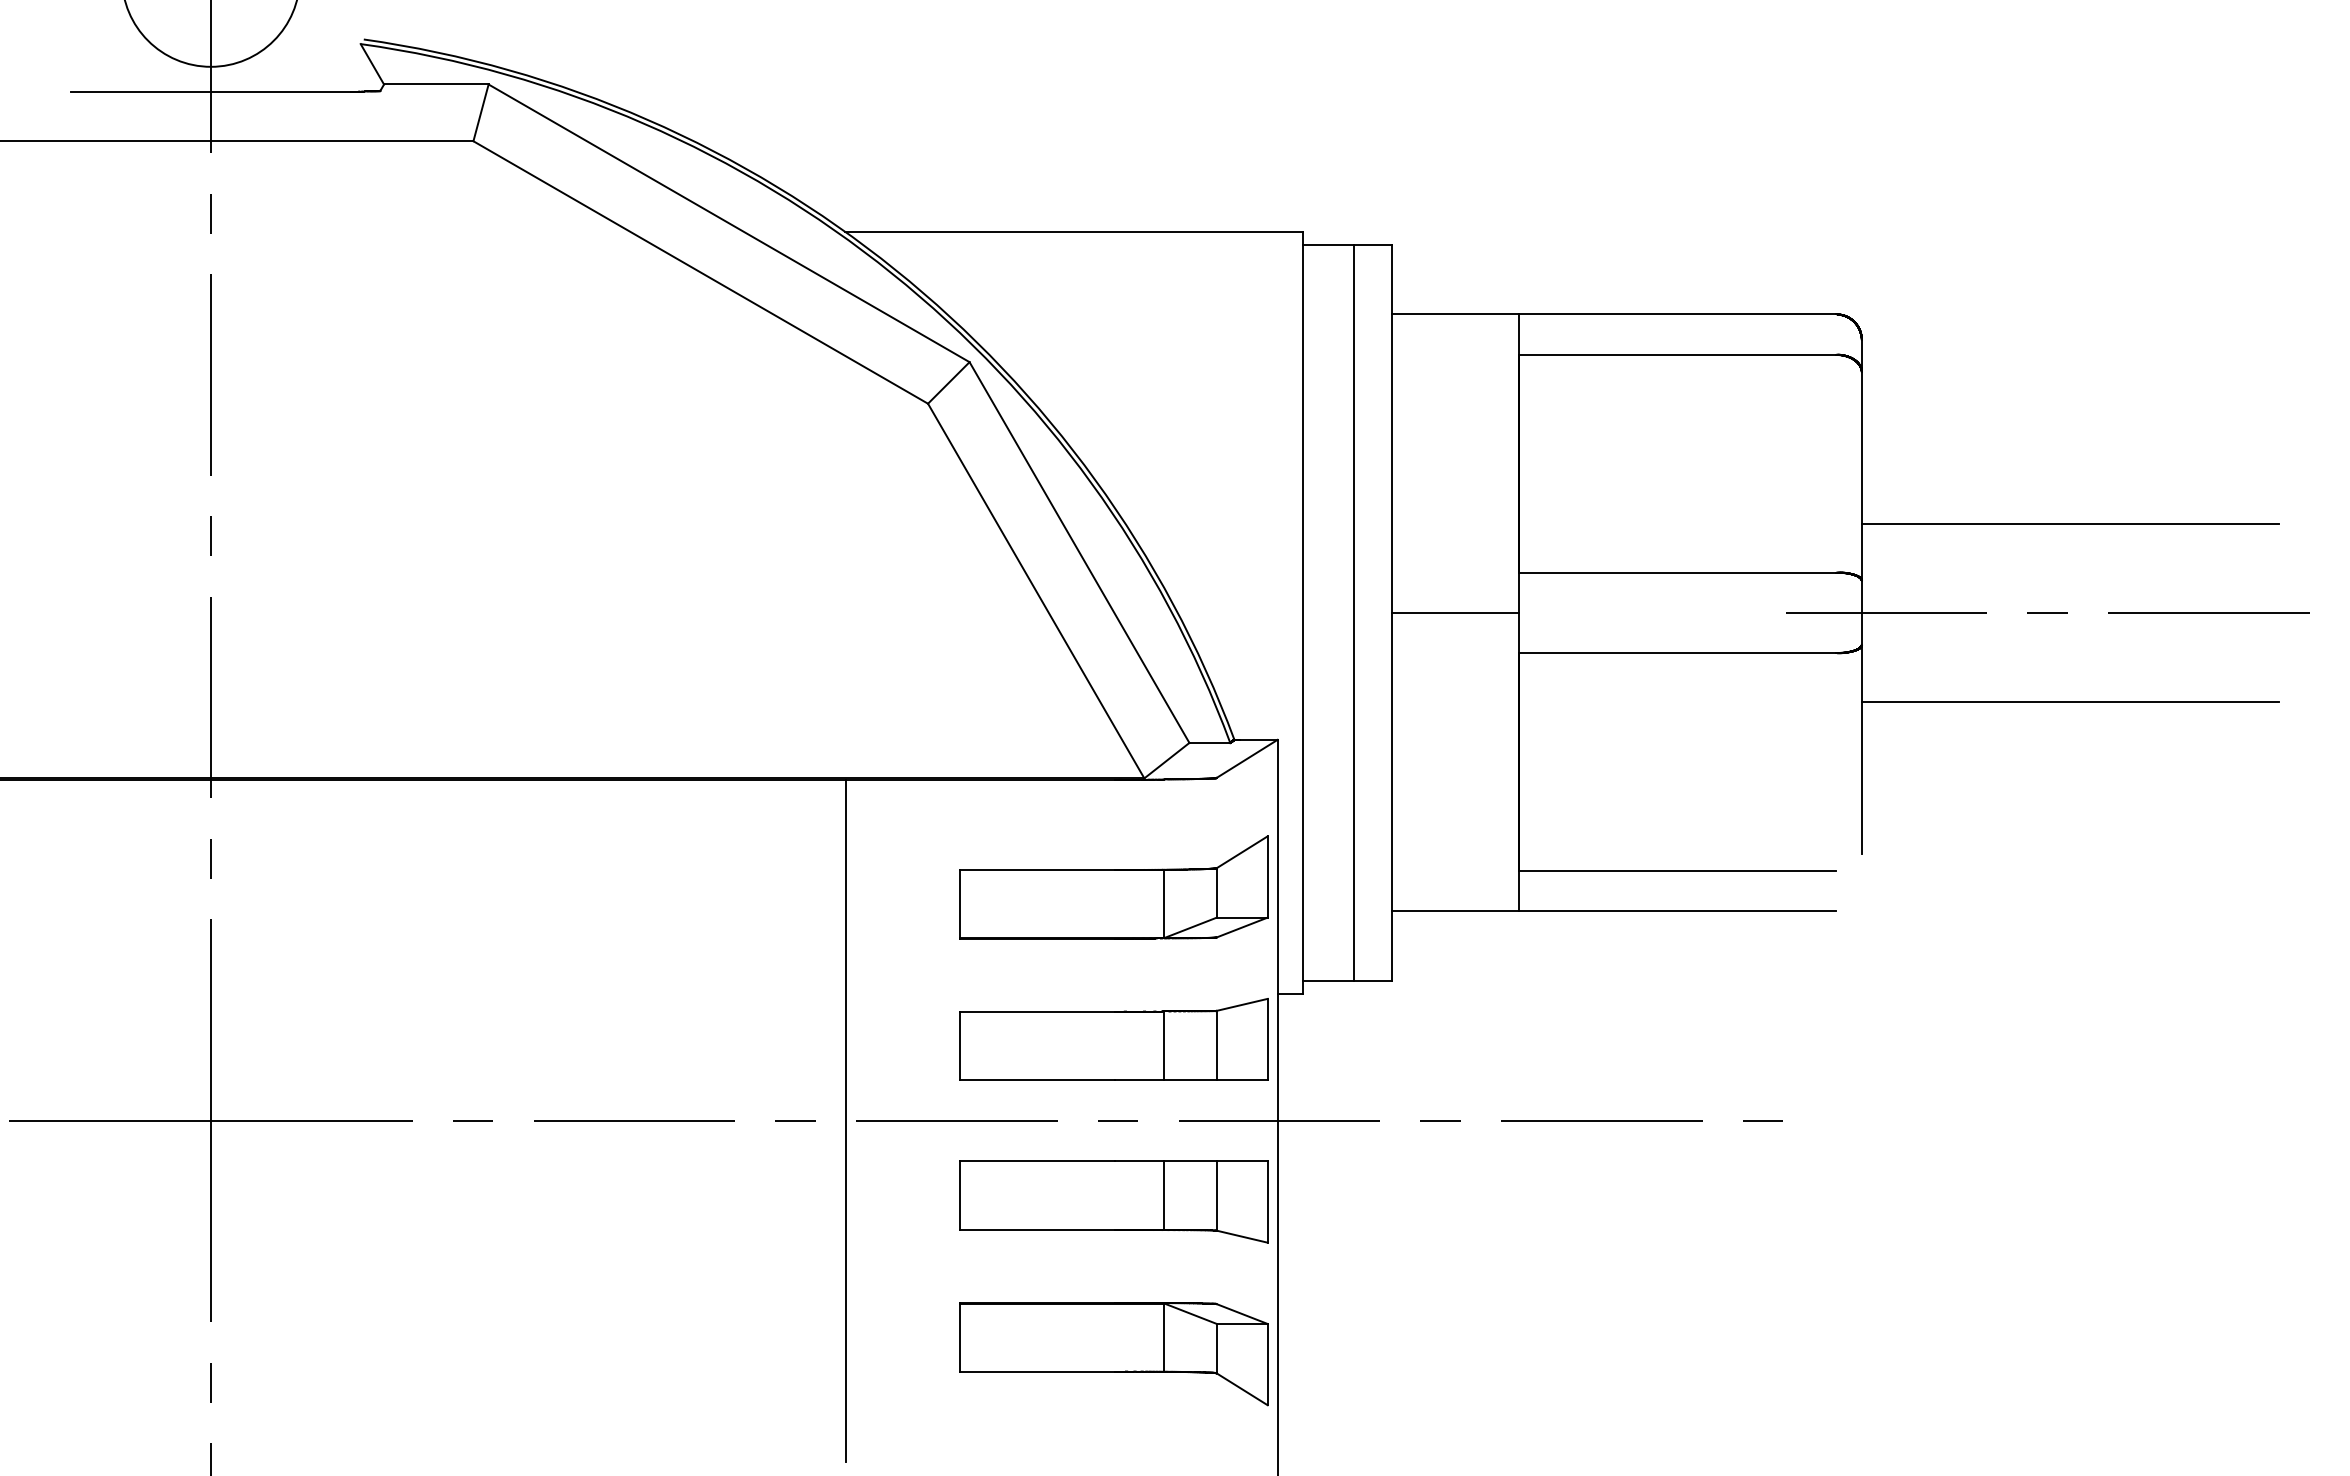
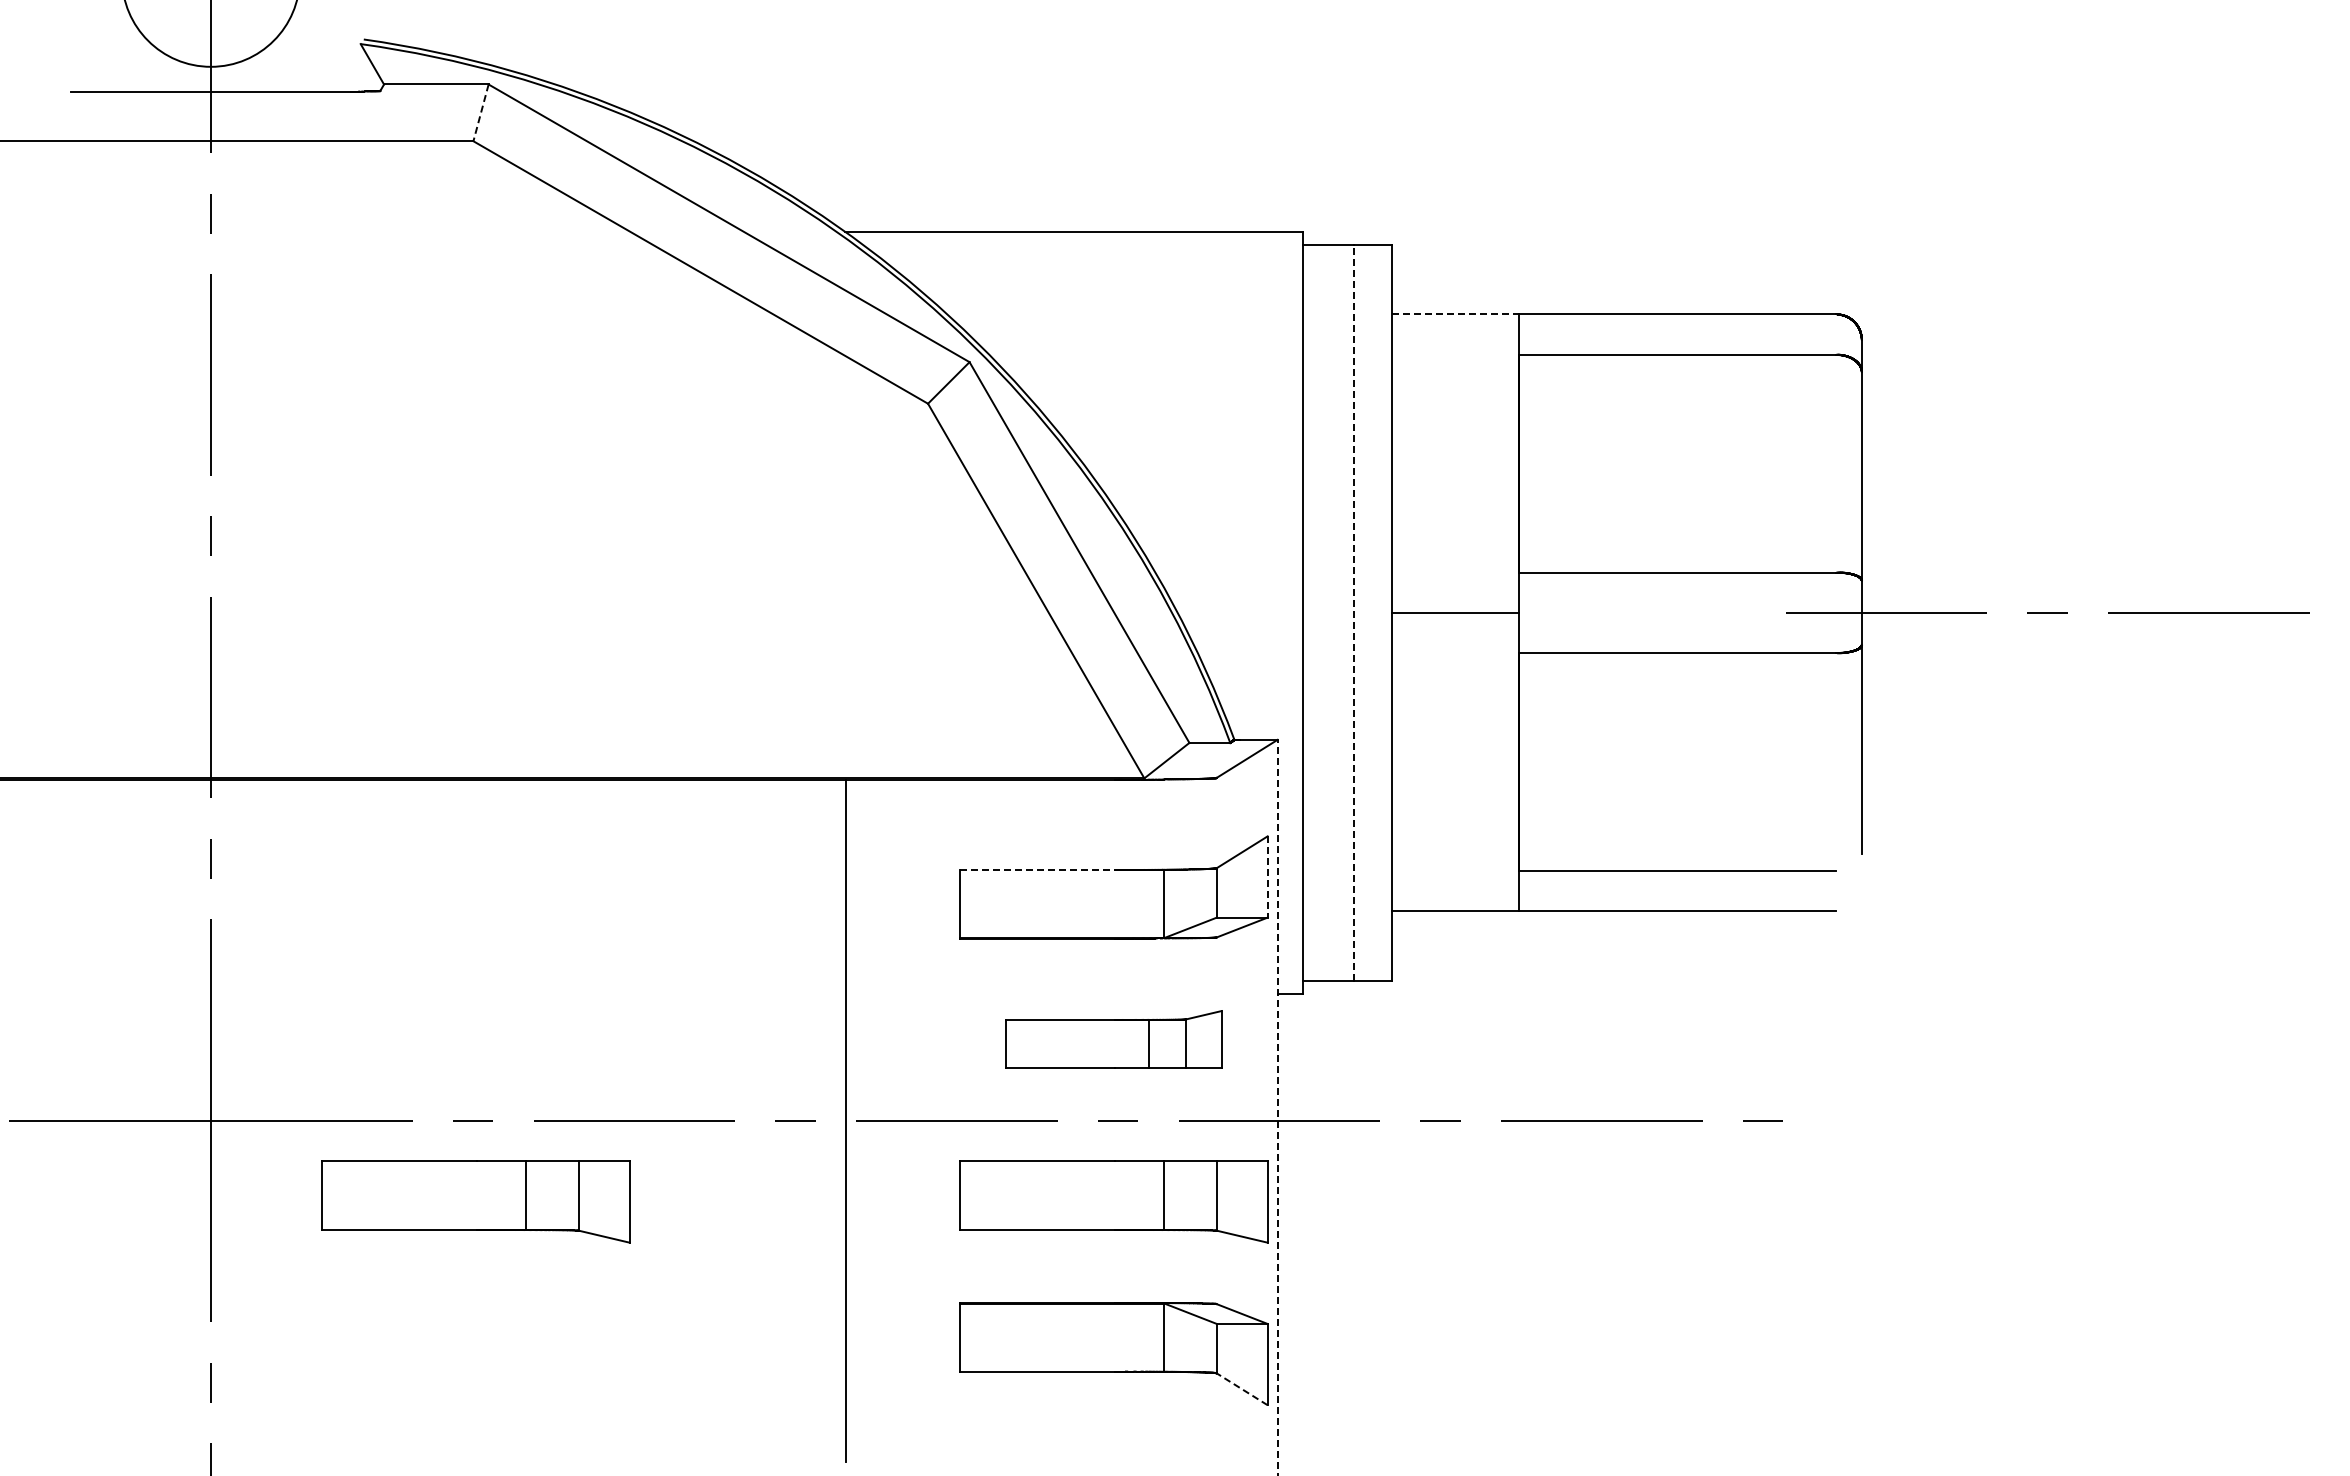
line: solid -> dashed (480, 113)
line: solid -> dashed (1455, 314)
line: present -> none (2070, 523)
line: solid -> dashed (1353, 612)
line: present -> none (2070, 701)
line: solid -> dashed (1038, 870)
line: solid -> dashed (1267, 876)
part size: 310x83 px -> 218x59 px (1113, 1039)
line: solid -> dashed (1277, 1107)
part: none -> present (475, 1201)
line: solid -> dashed (1241, 1388)
